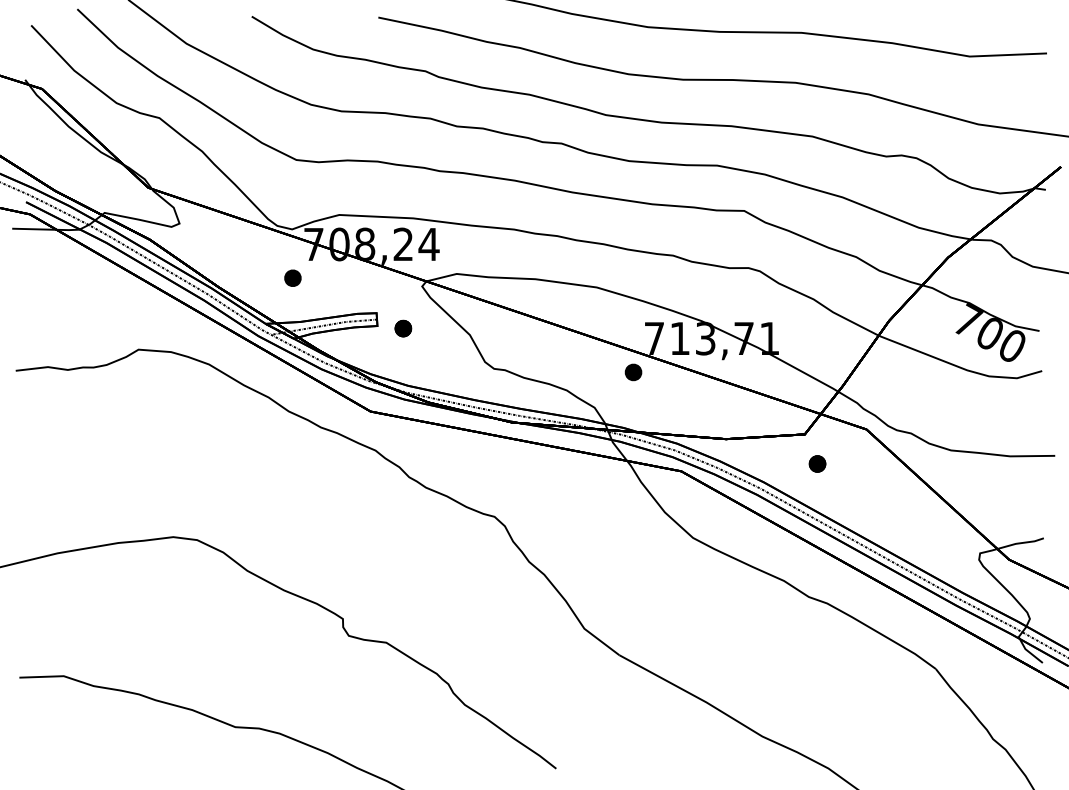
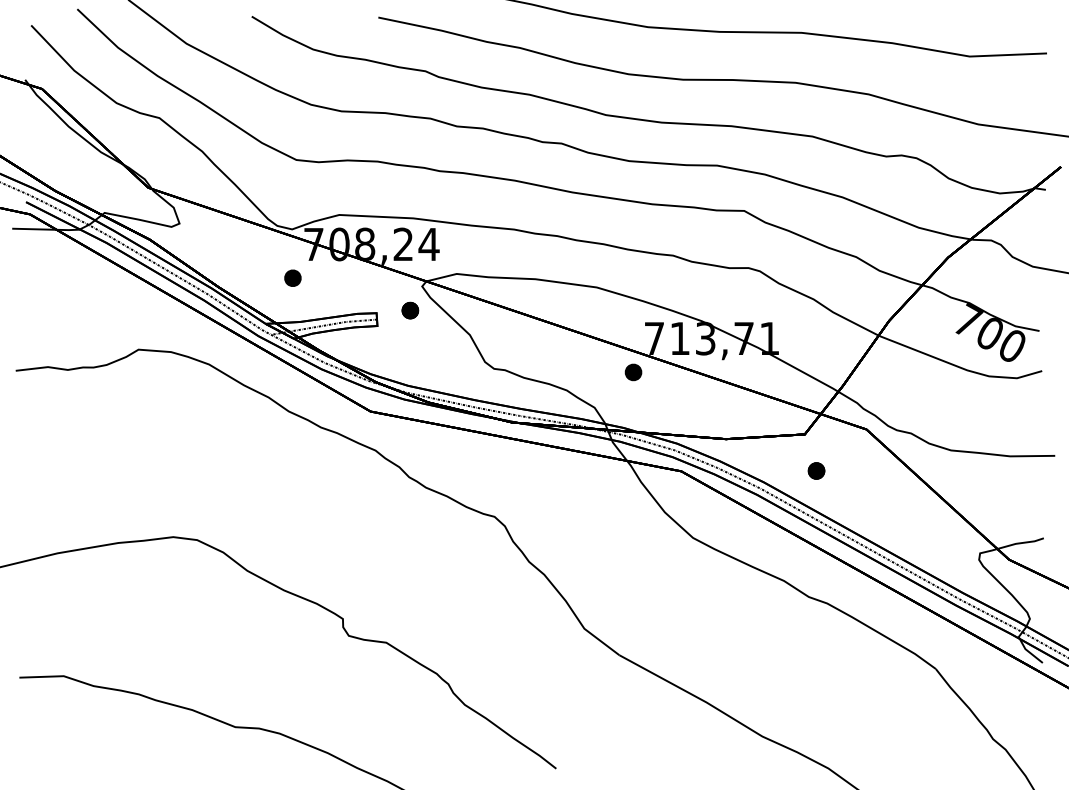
part position: (403, 328) -> (410, 310) (410, 310)
part position: (817, 463) -> (816, 470) (816, 470)
